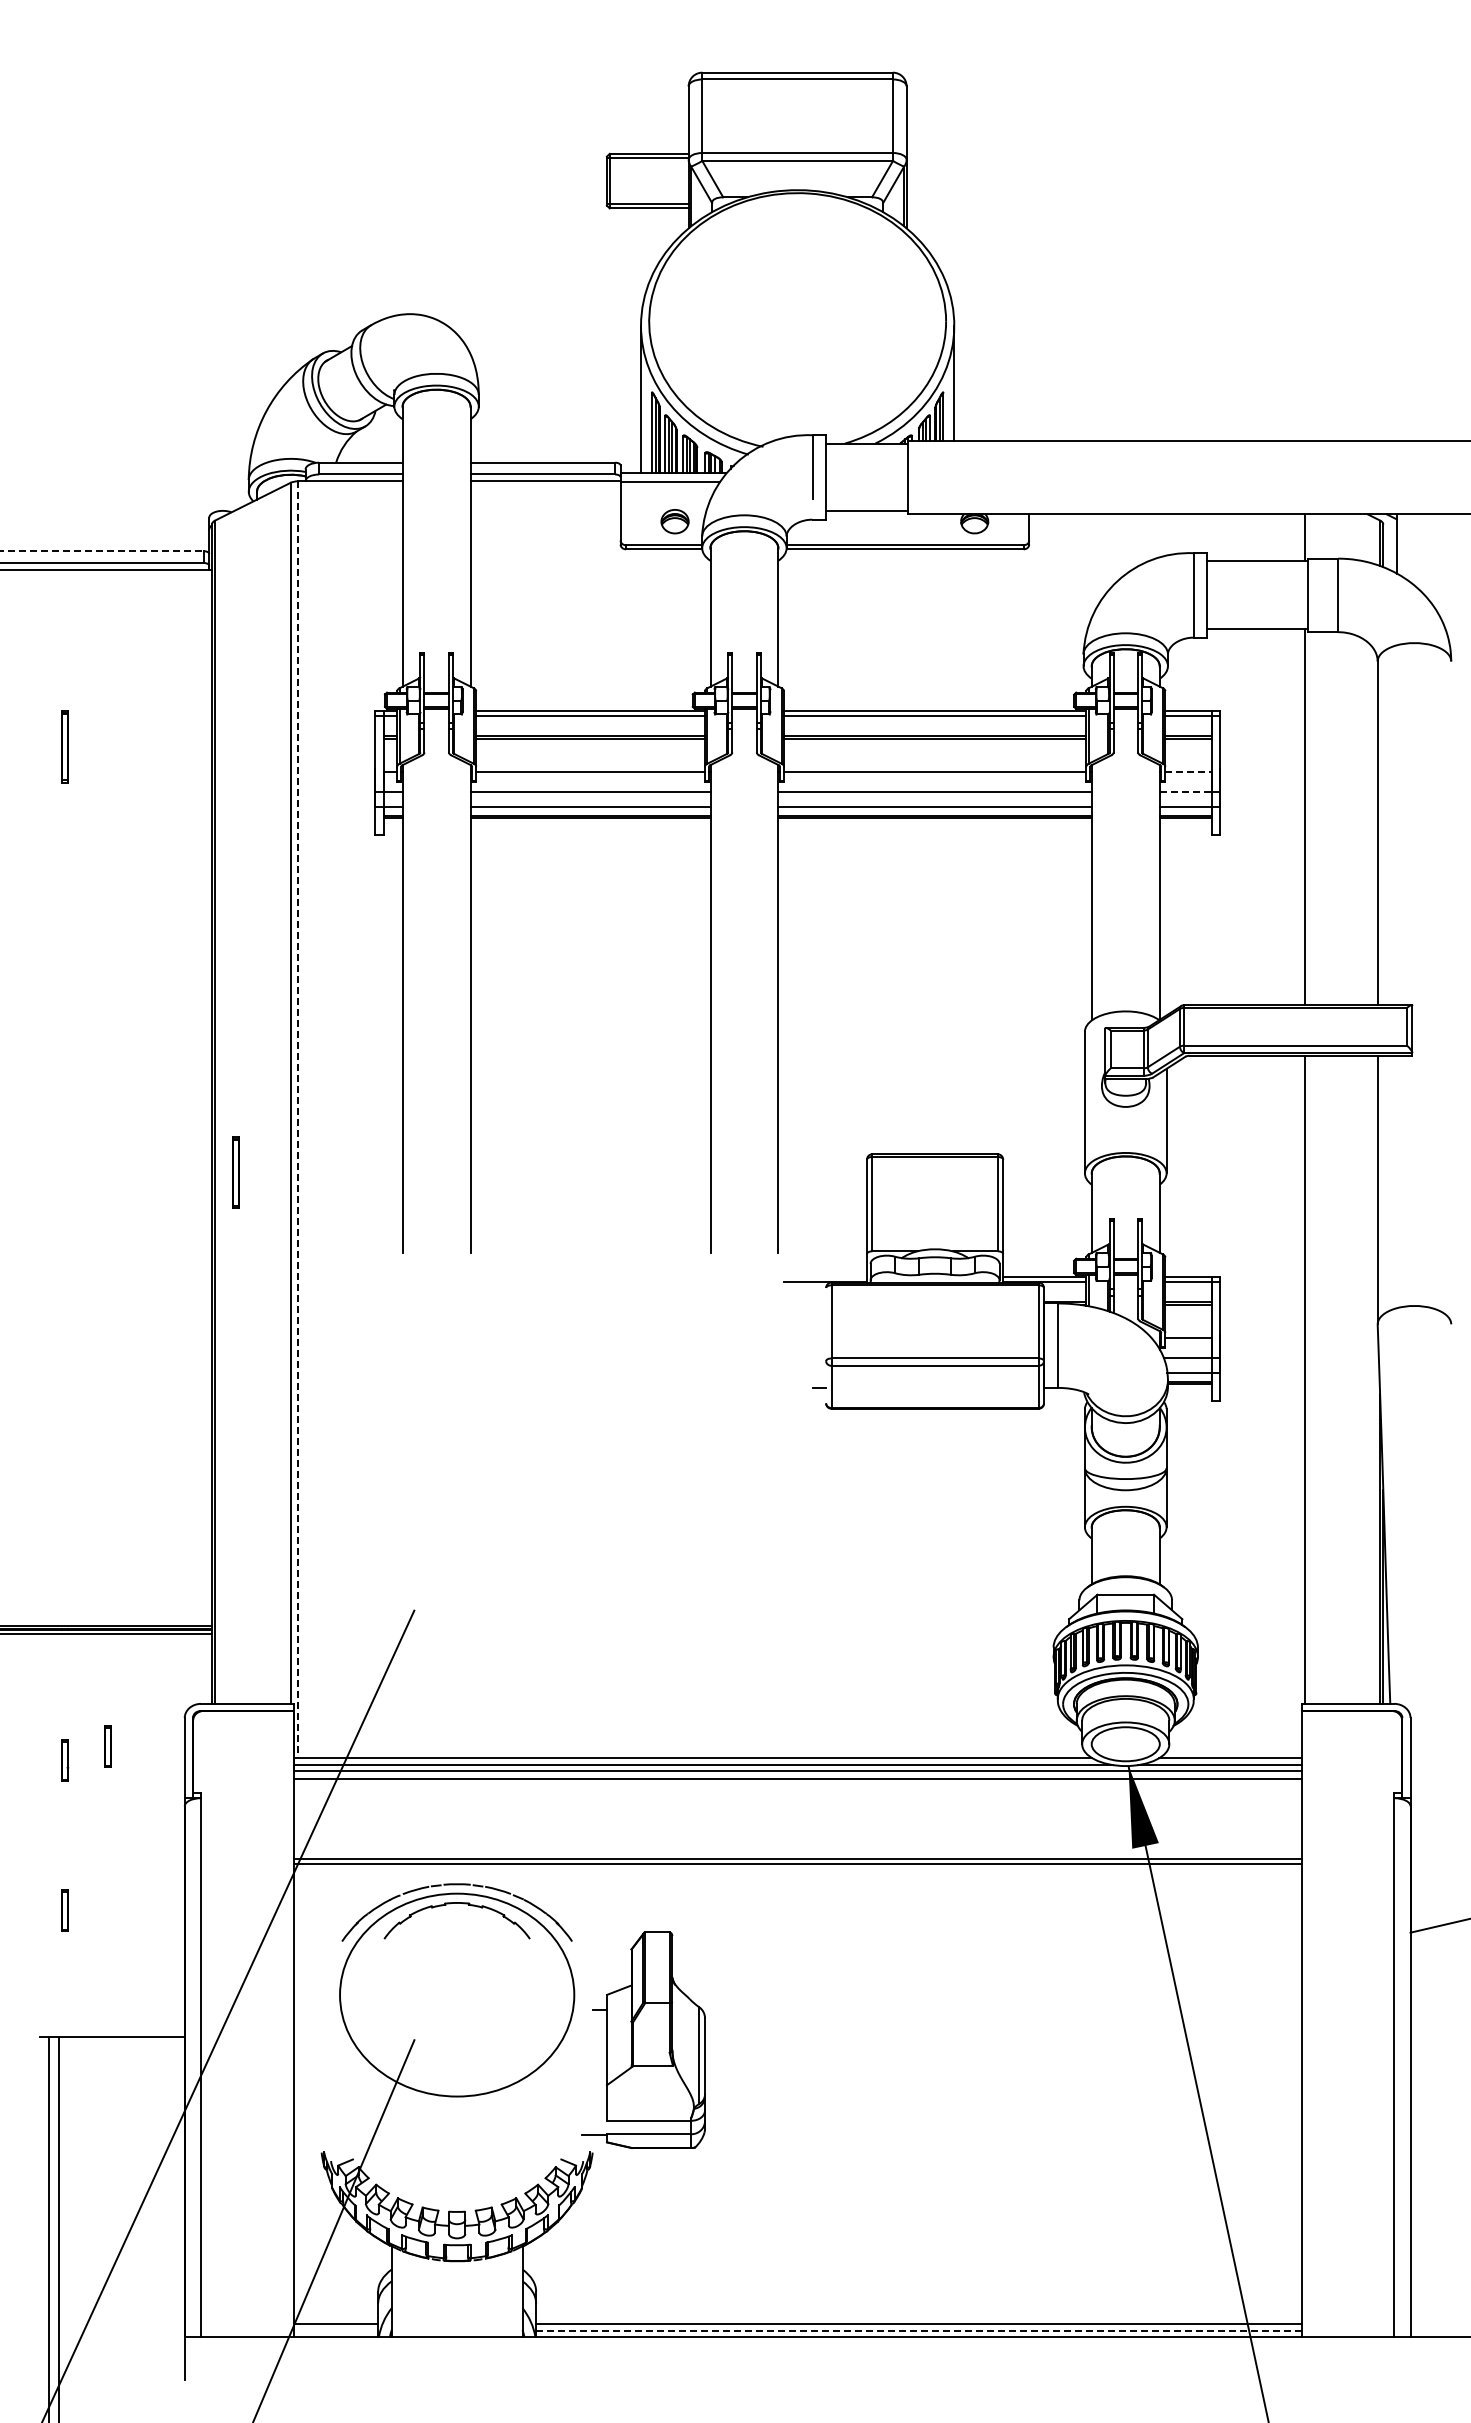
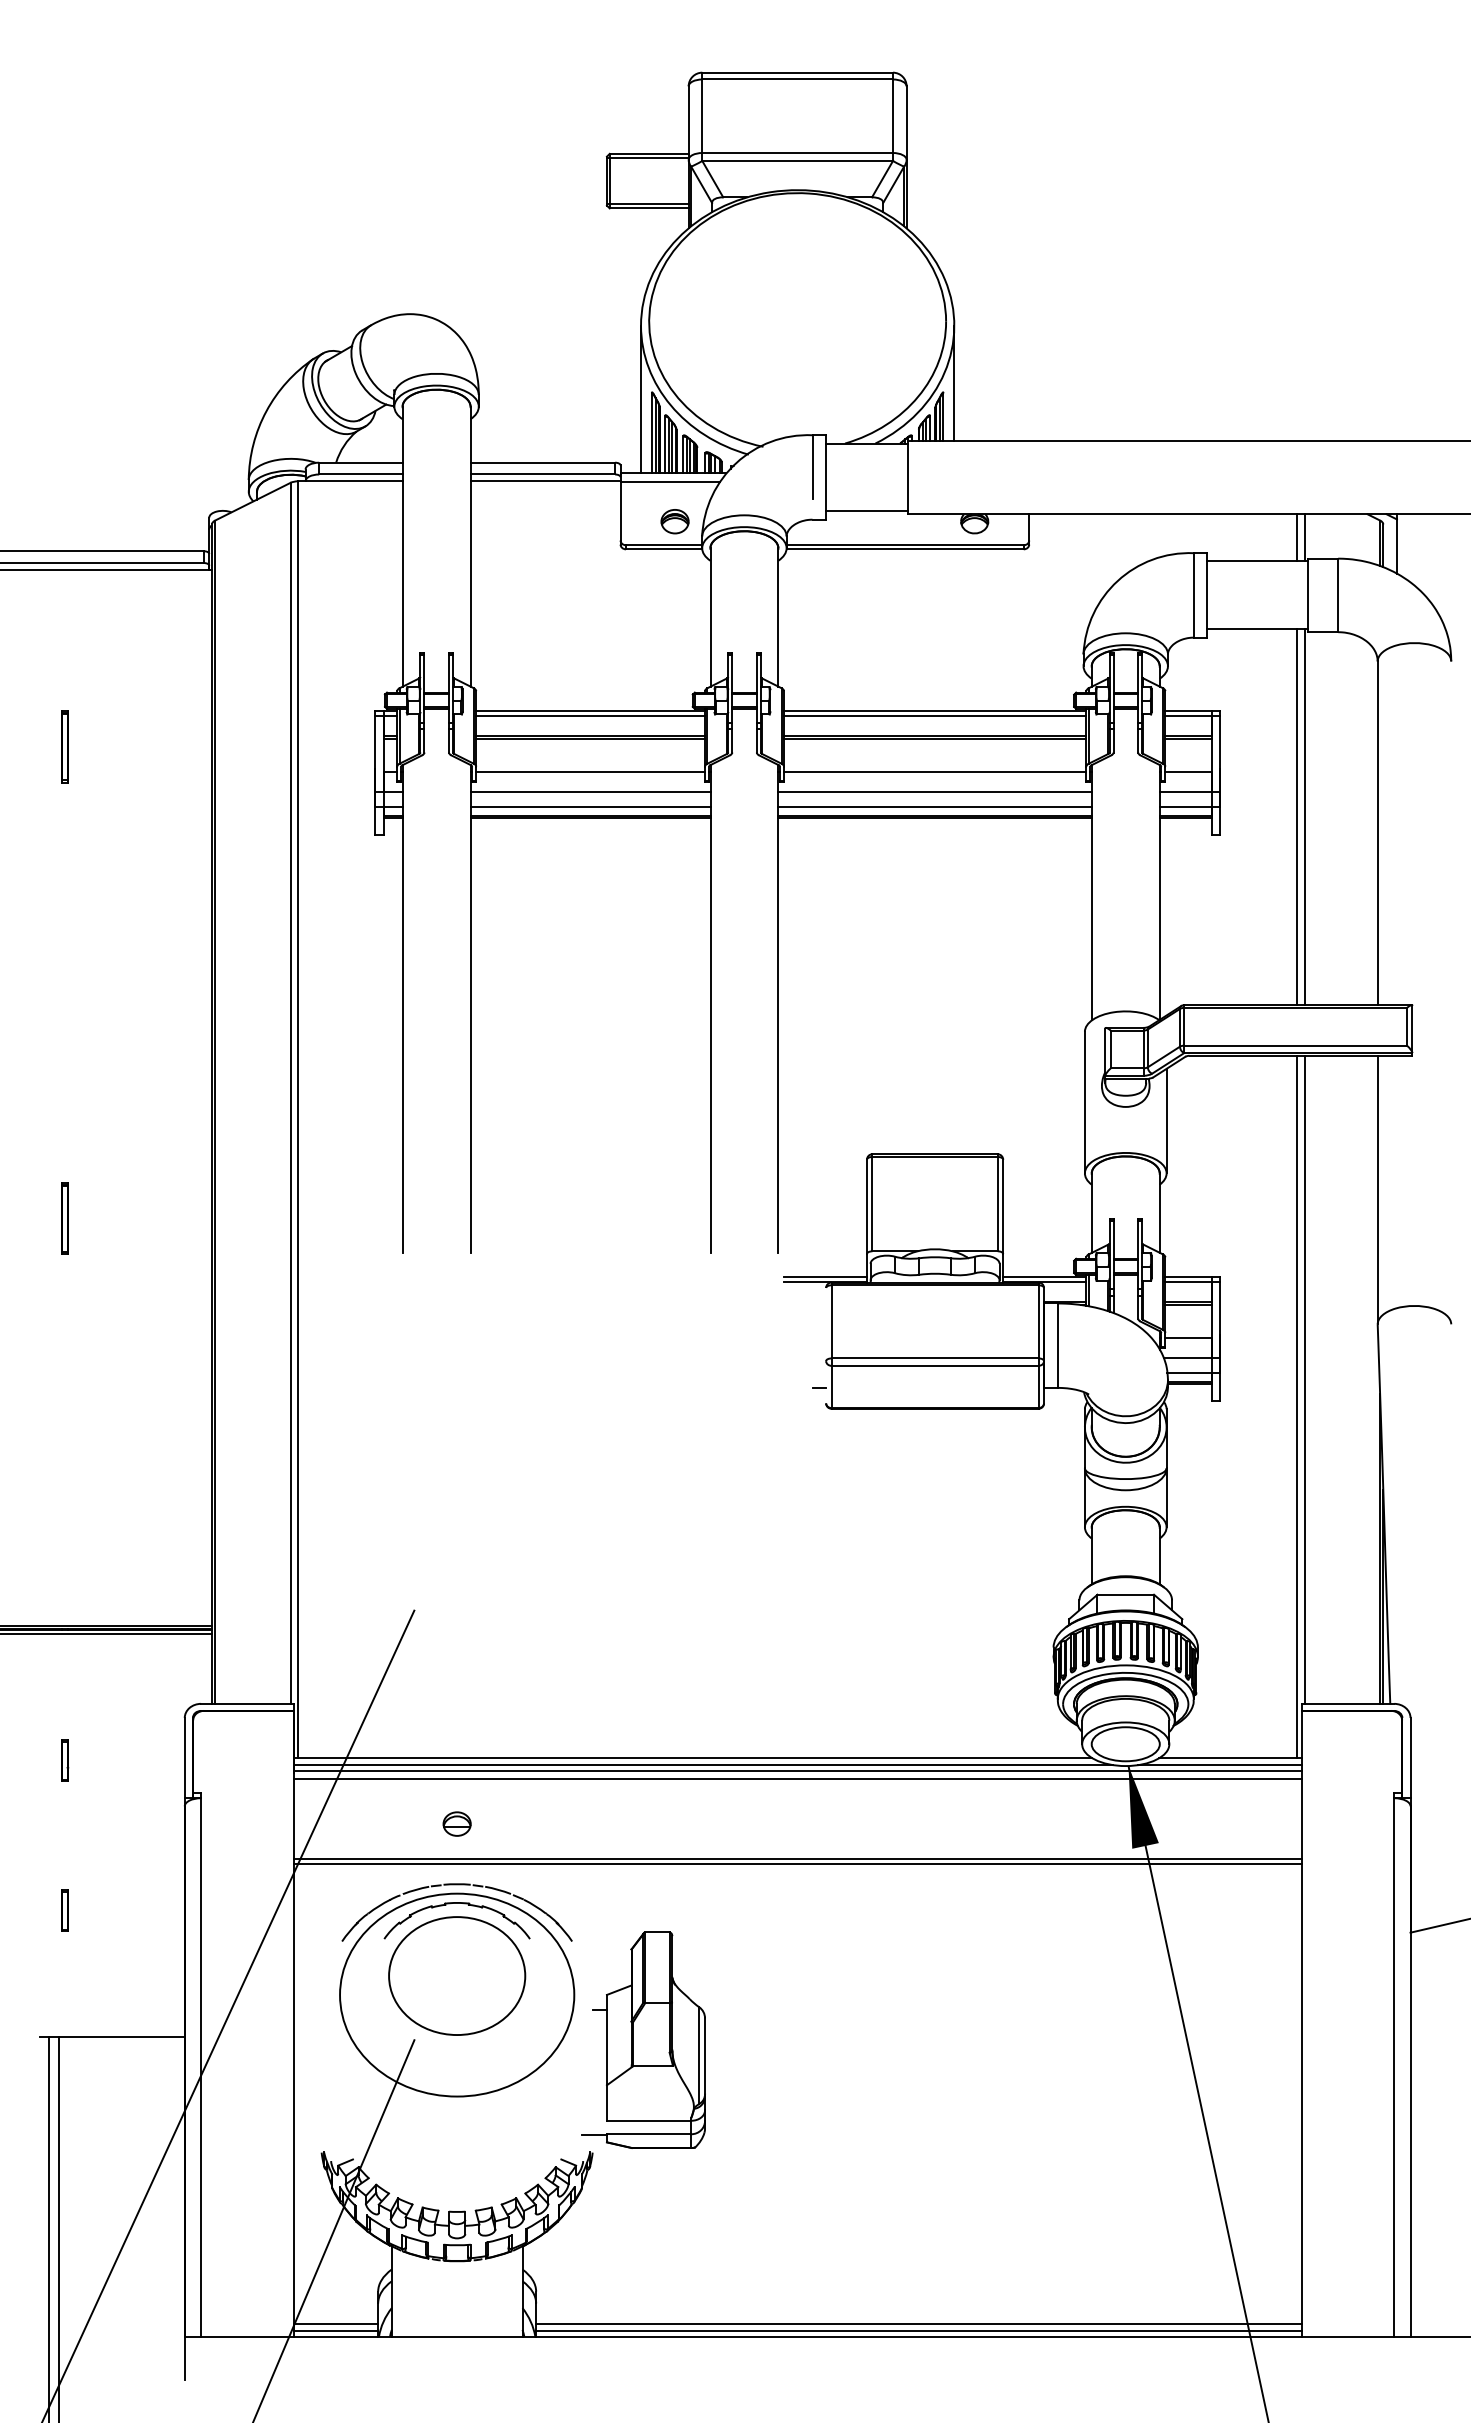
line: none -> present (1297, 537)
line: dashed -> solid (102, 551)
line: dashed -> solid (1189, 771)
line: dashed -> solid (1186, 791)
line: none -> present (1297, 817)
line: dashed -> solid (298, 1120)
part position: (235, 1172) -> (64, 1218) (64, 1218)
line: none -> present (825, 1276)
line: none -> present (1297, 1406)
part: present -> none (107, 1746)
part: none -> present (456, 1823)
part: none -> present (457, 1975)
line: none -> present (335, 2330)
line: dashed -> solid (918, 2330)
